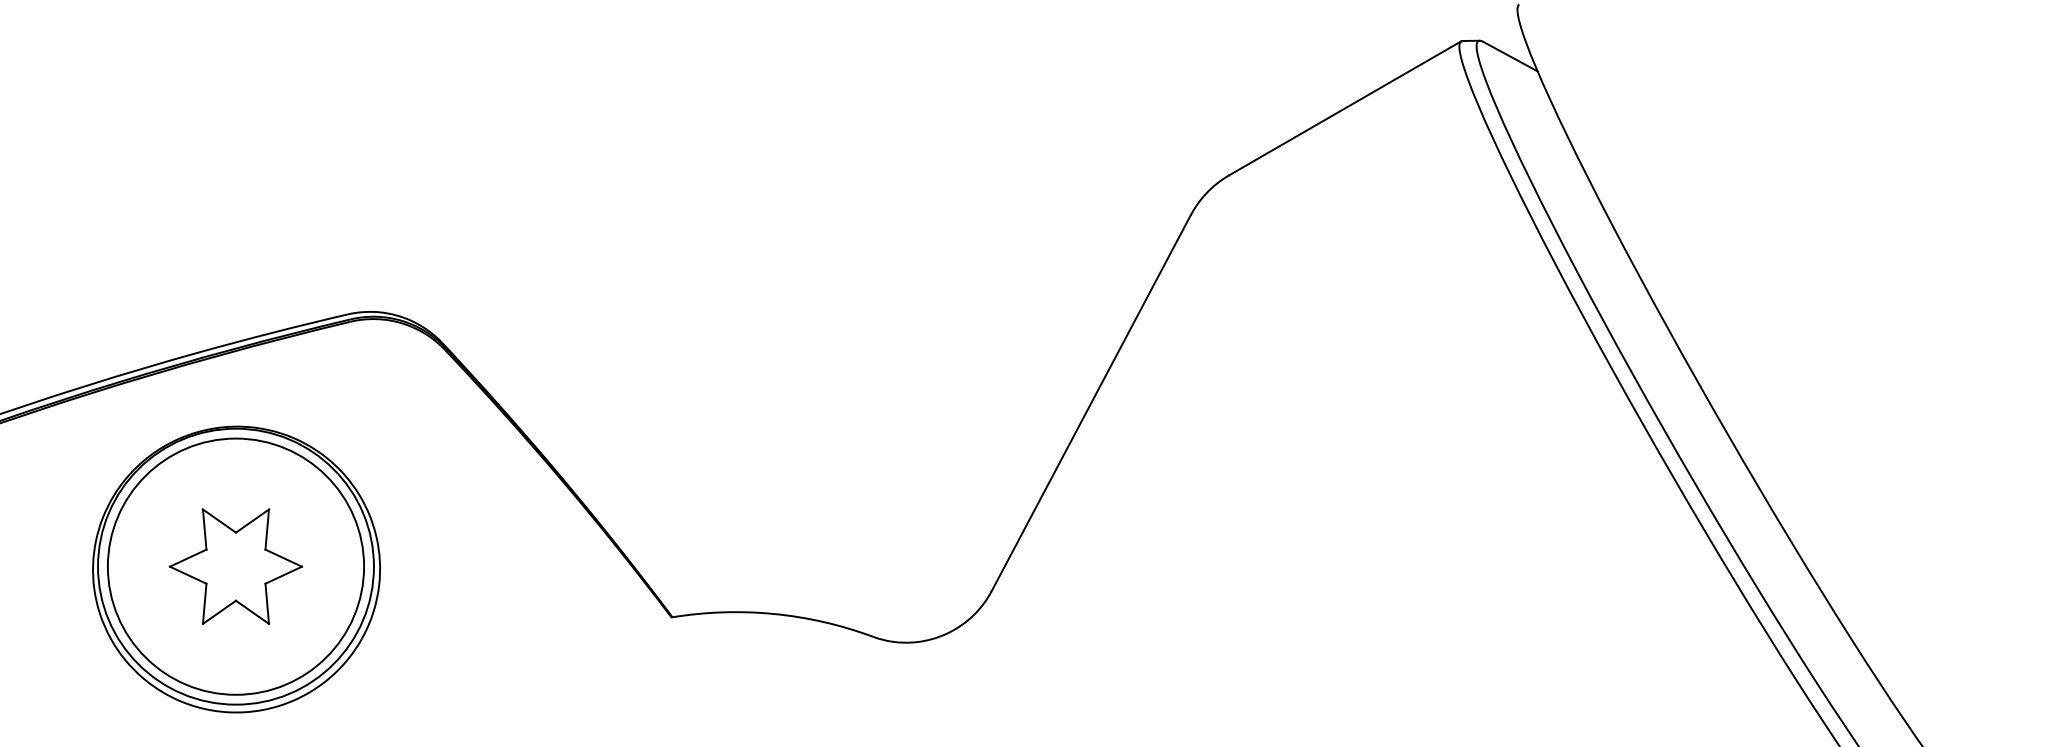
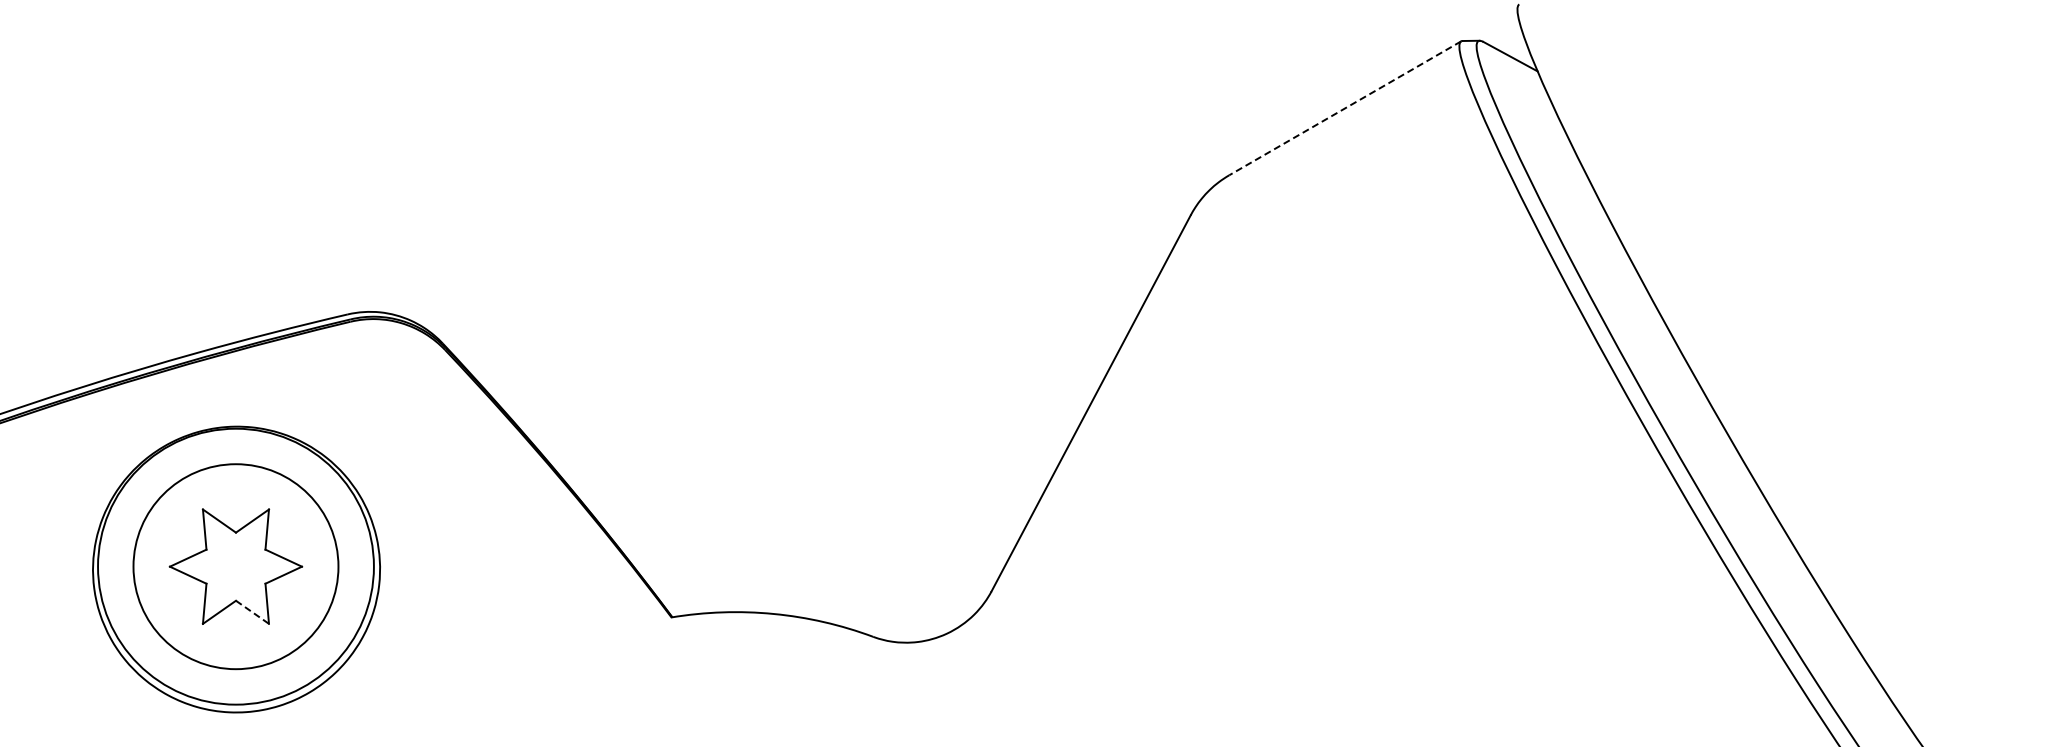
line: solid -> dashed (1345, 108)
circle diameter: 256 px -> 205 px (235, 566)
line: solid -> dashed (252, 612)
